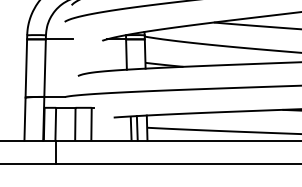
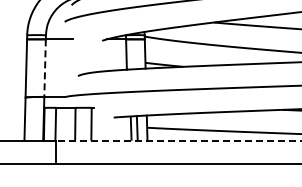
line: solid -> dashed (45, 68)
line: solid -> dashed (178, 140)
